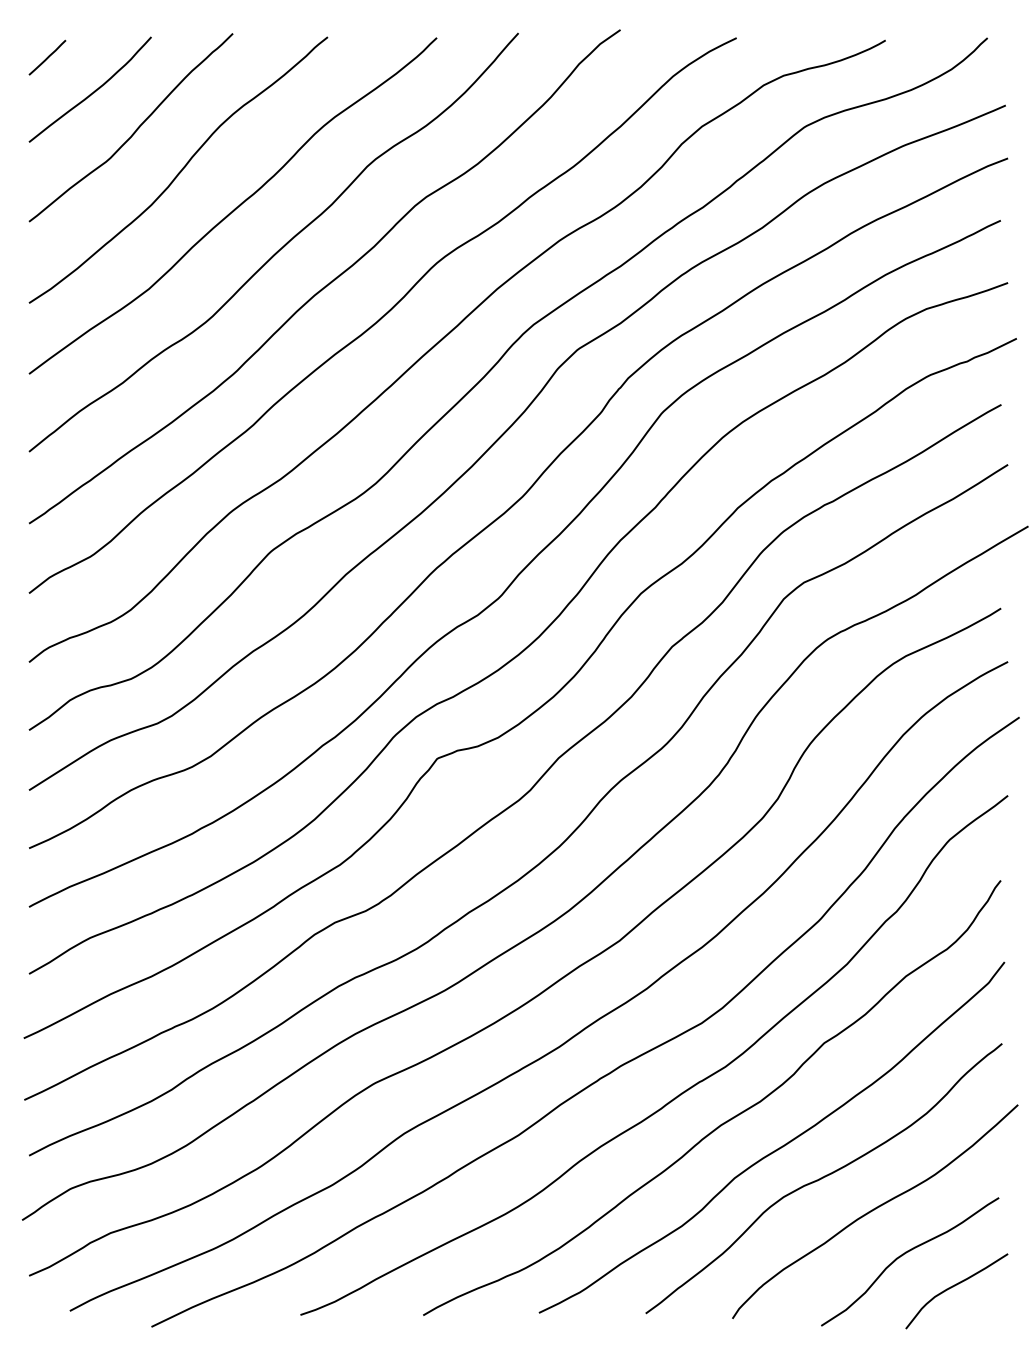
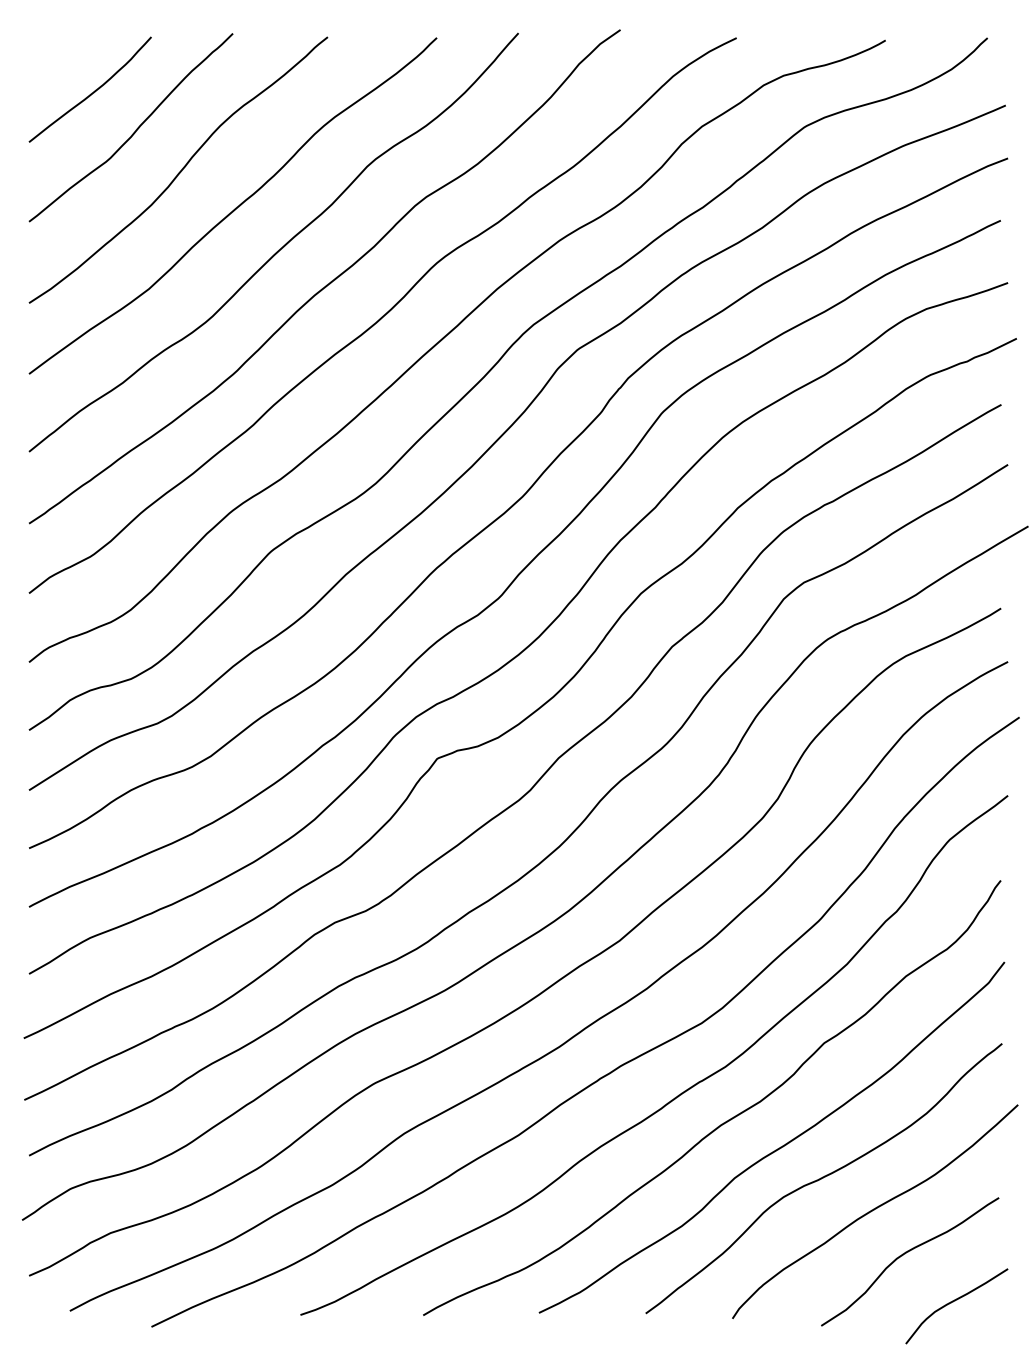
line: present -> none (47, 57)
curve position: (953, 1287) -> (953, 1302) (953, 1302)
